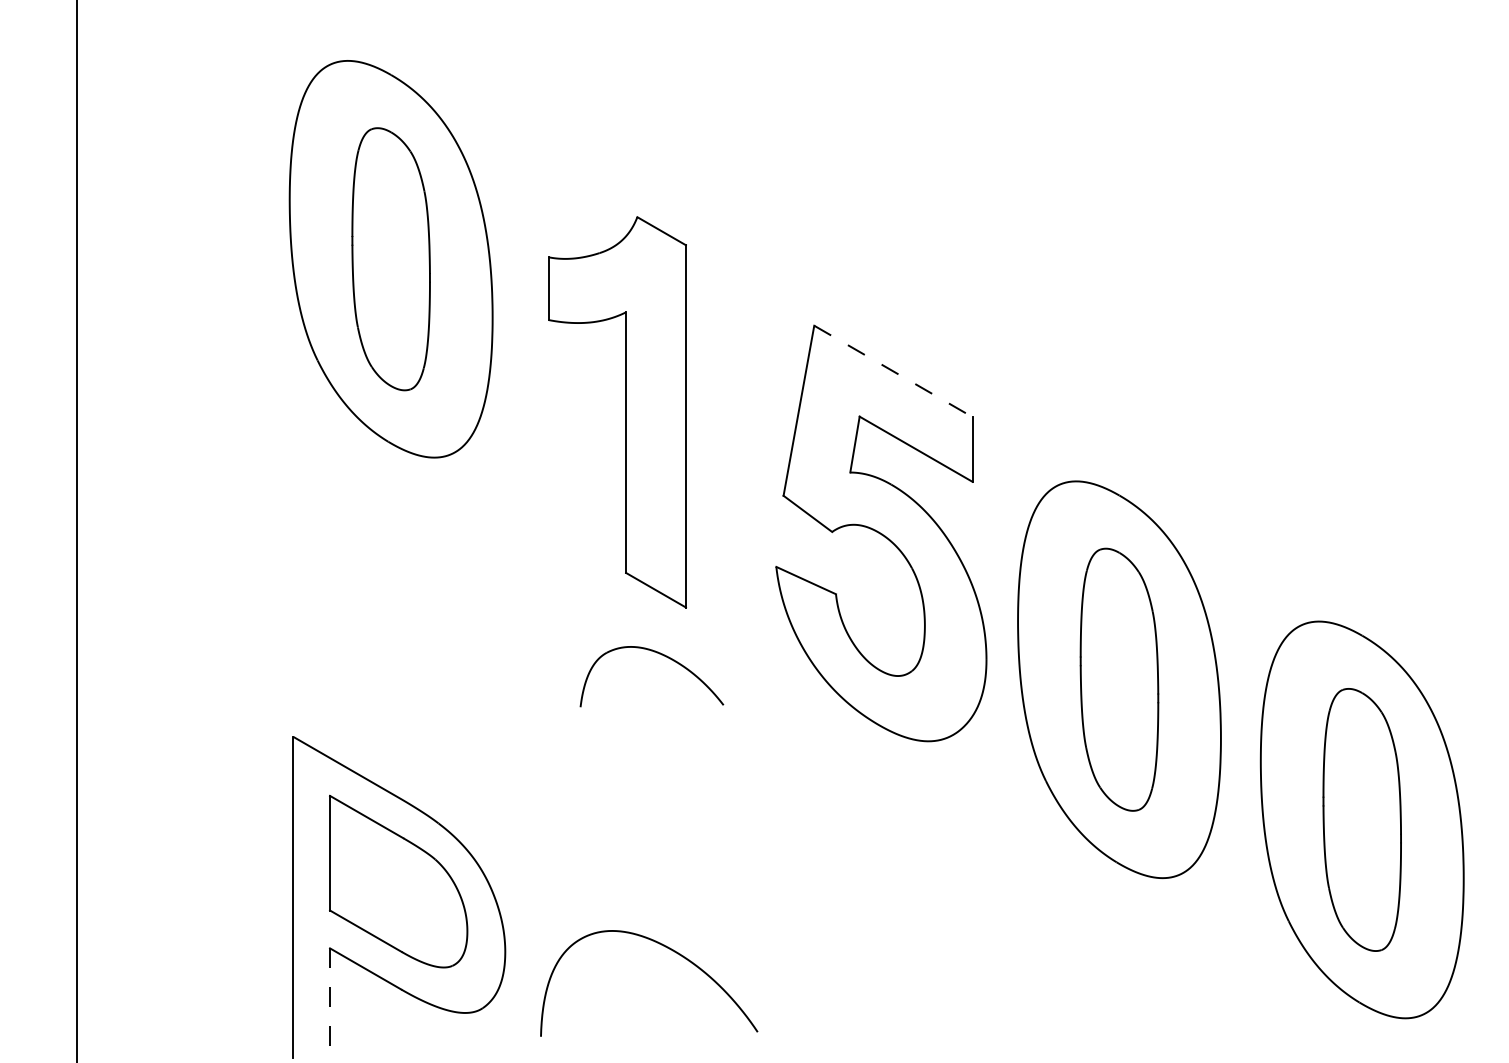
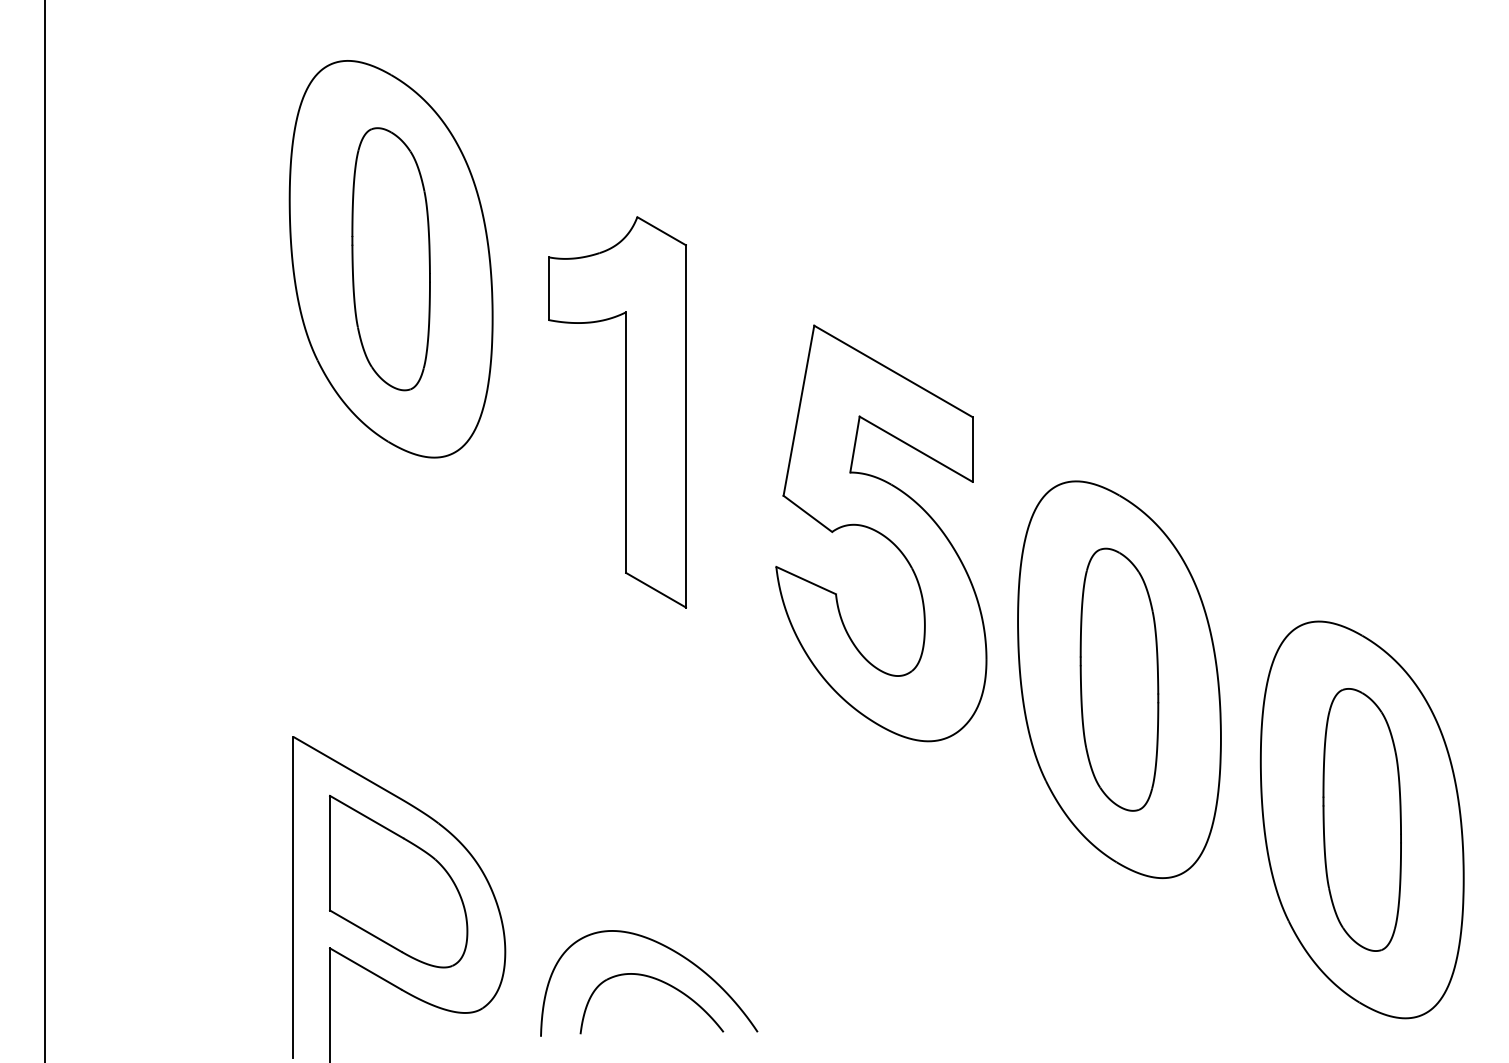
line: dashed -> solid (893, 371)
line position: (77, 530) -> (45, 530) (45, 530)
part position: (661, 655) -> (661, 982) (661, 982)
line: dashed -> solid (330, 1006)
